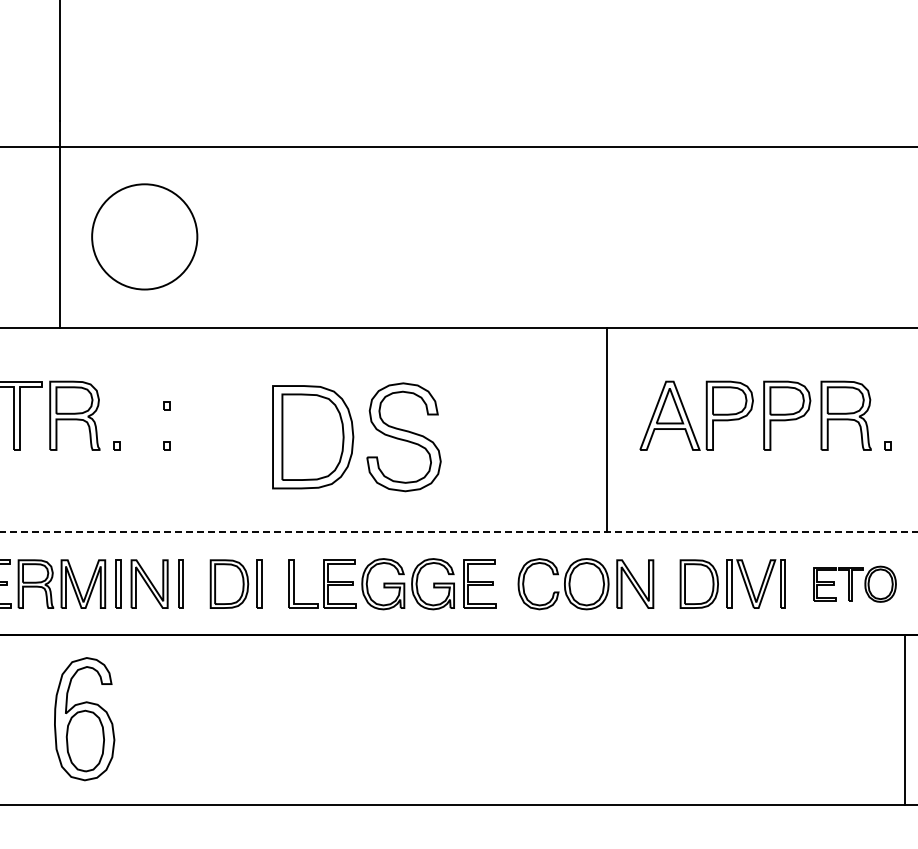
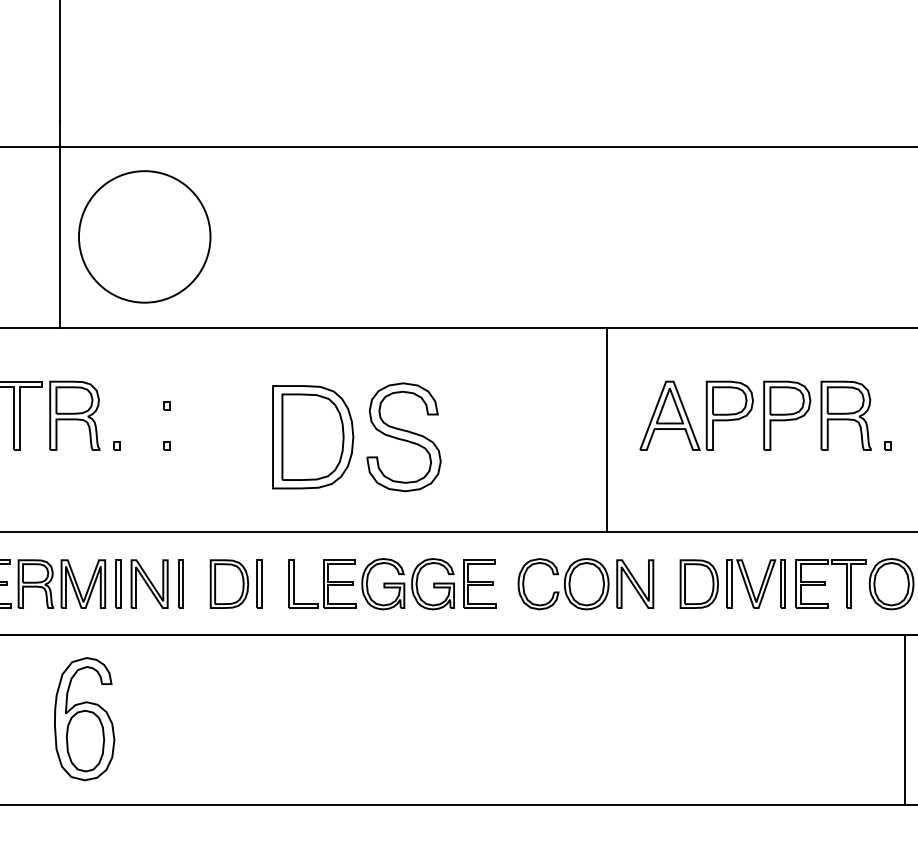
circle diameter: 105 px -> 132 px (144, 236)
line: dashed -> solid (459, 532)
part size: 84x38 px -> 120x53 px (854, 584)
